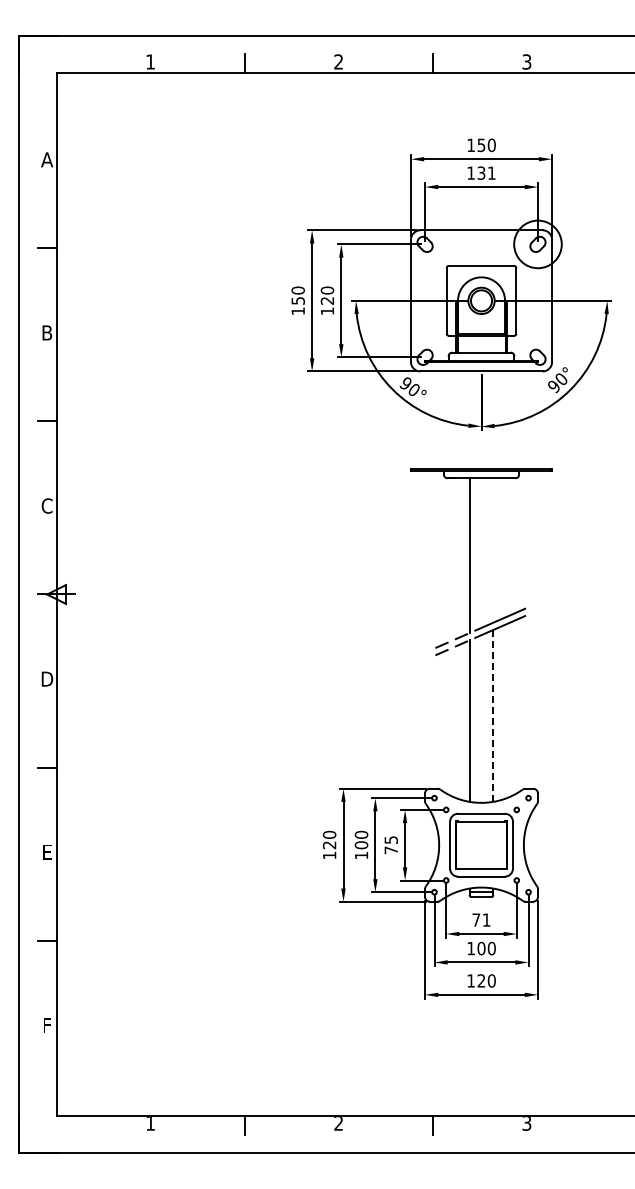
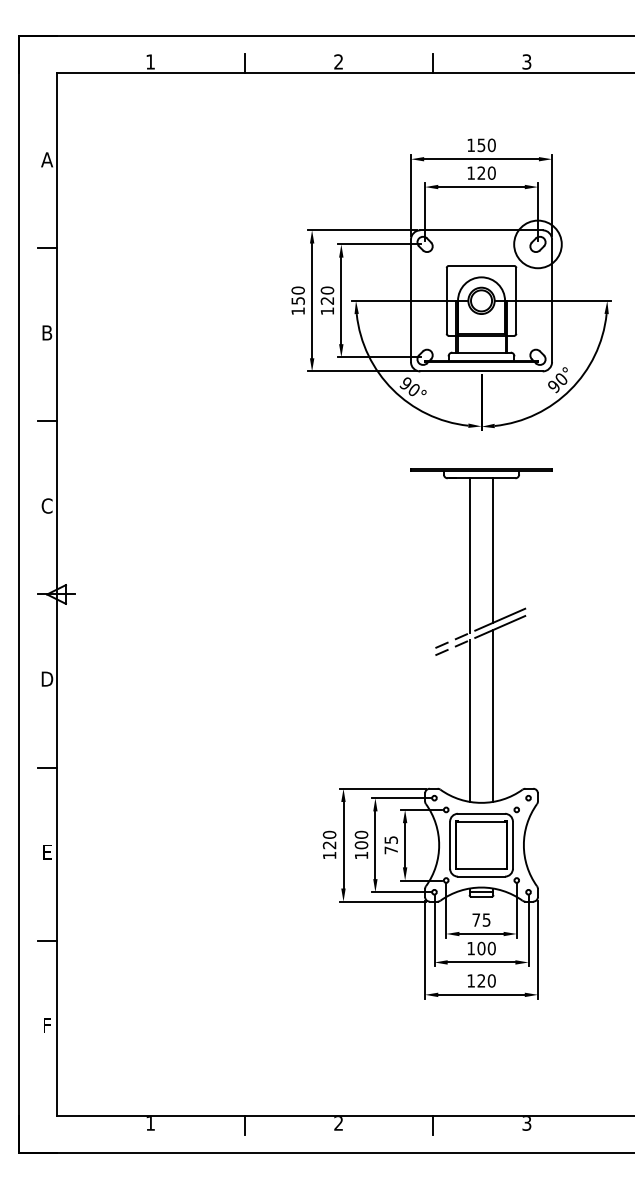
text: 131 -> 120 (486, 172)
line: none -> present (493, 550)
line: dashed -> solid (493, 715)
text: 71 -> 75 (486, 919)
